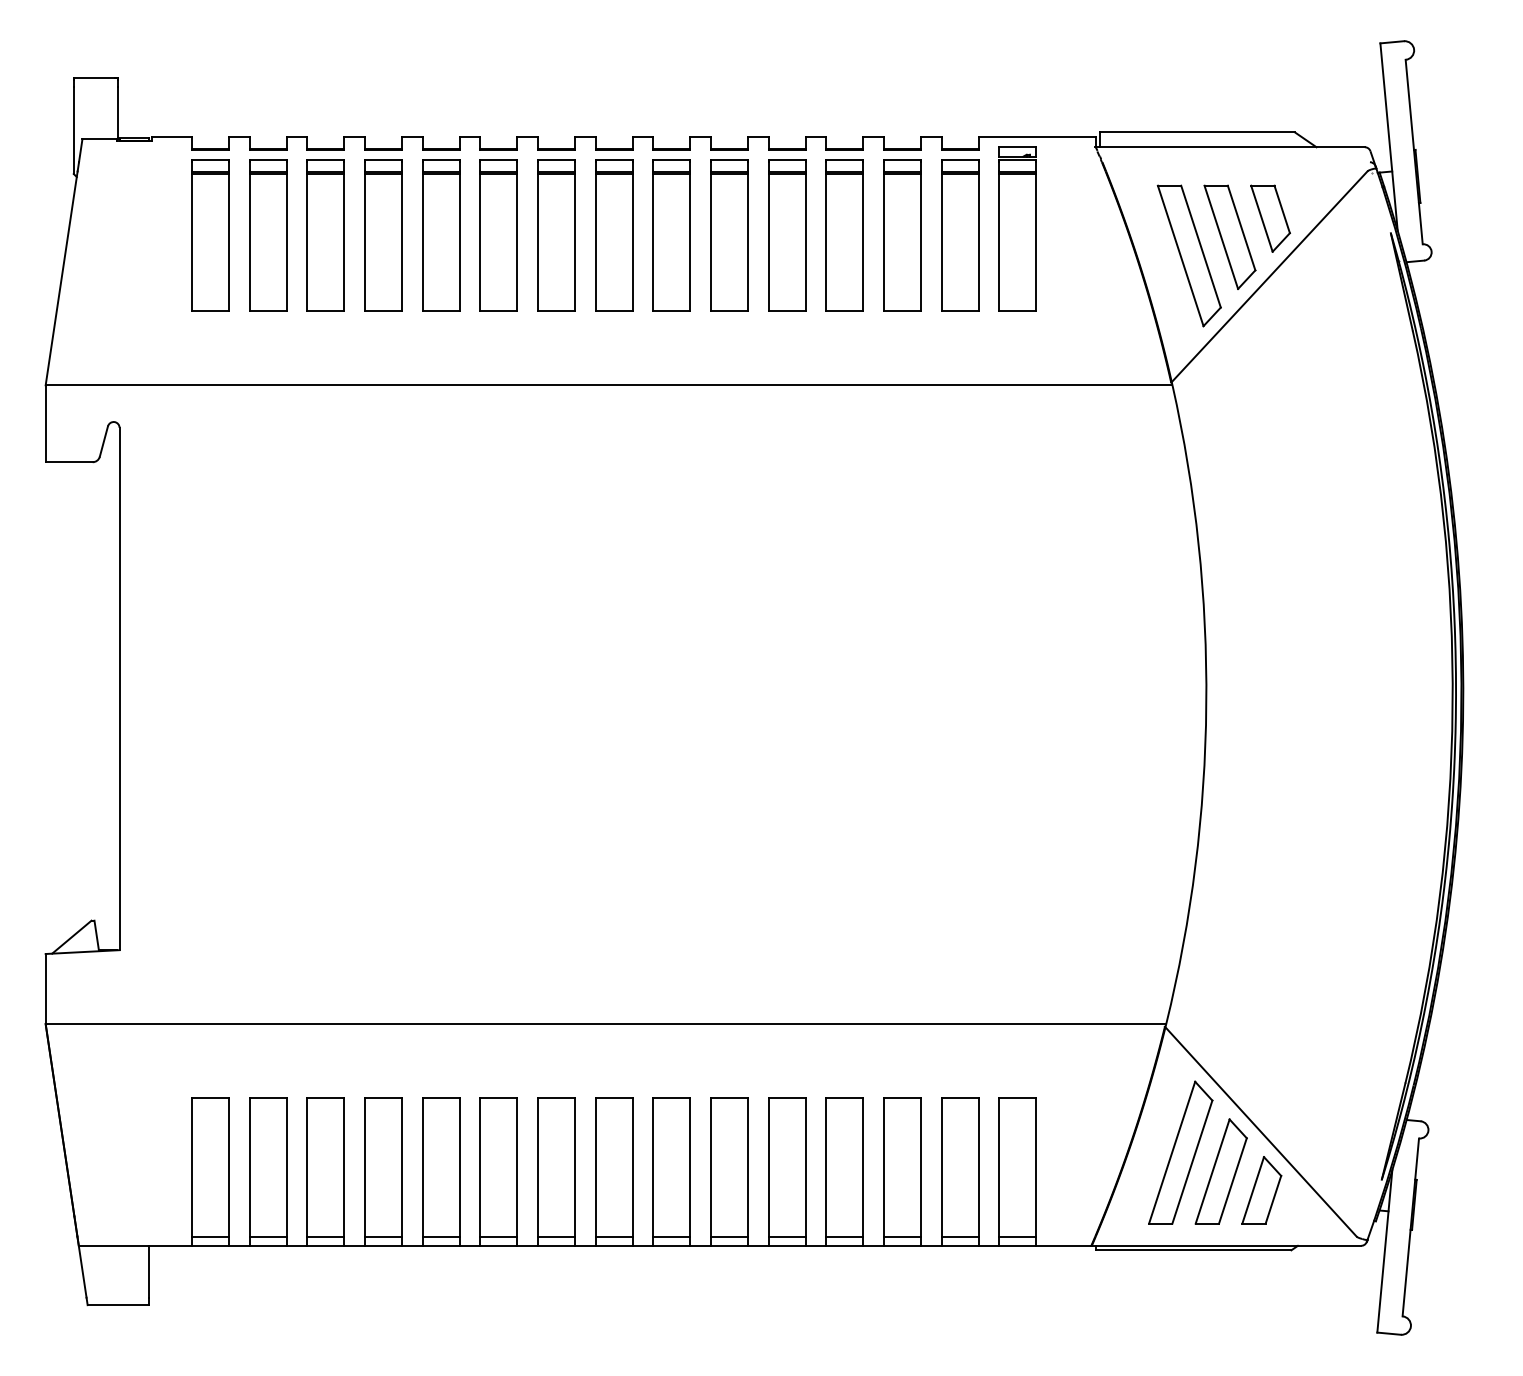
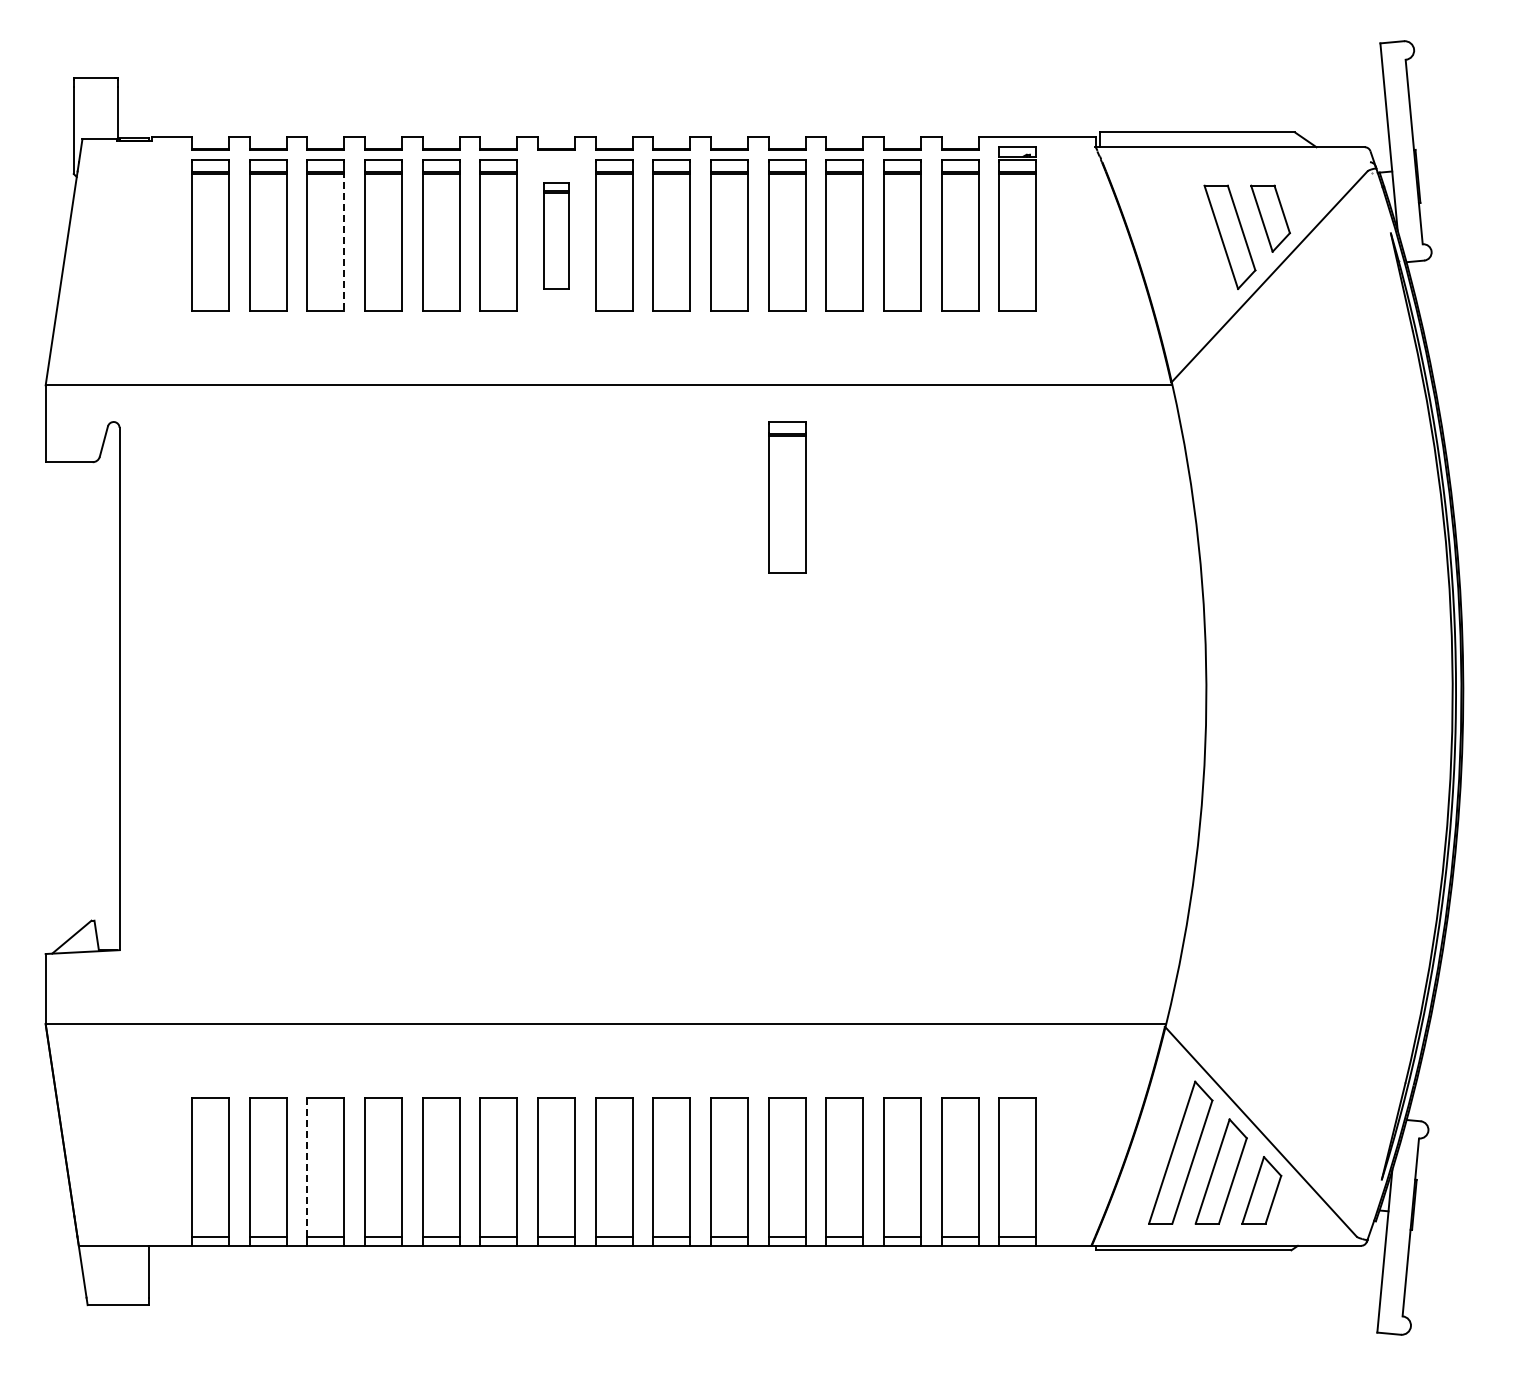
part size: 39x153 px -> 27x108 px (556, 235)
line: solid -> dashed (344, 241)
part: present -> none (1188, 255)
part: none -> present (787, 497)
line: solid -> dashed (307, 1166)
